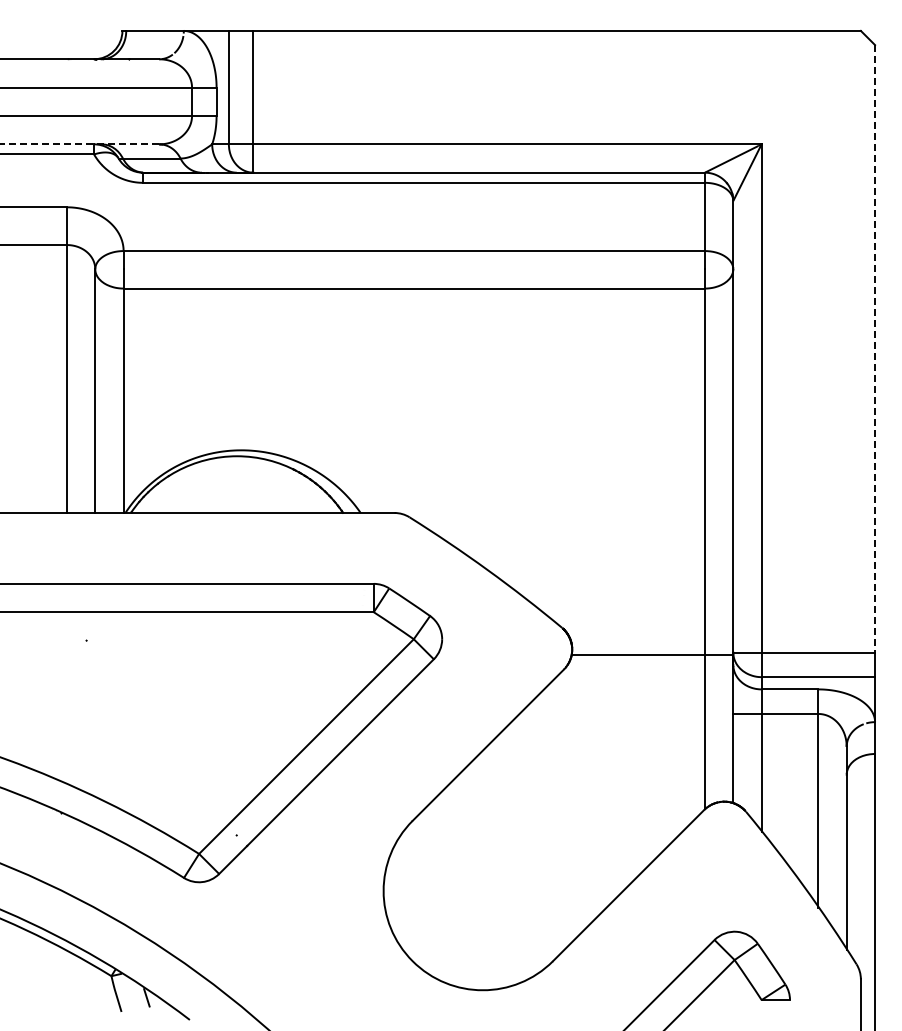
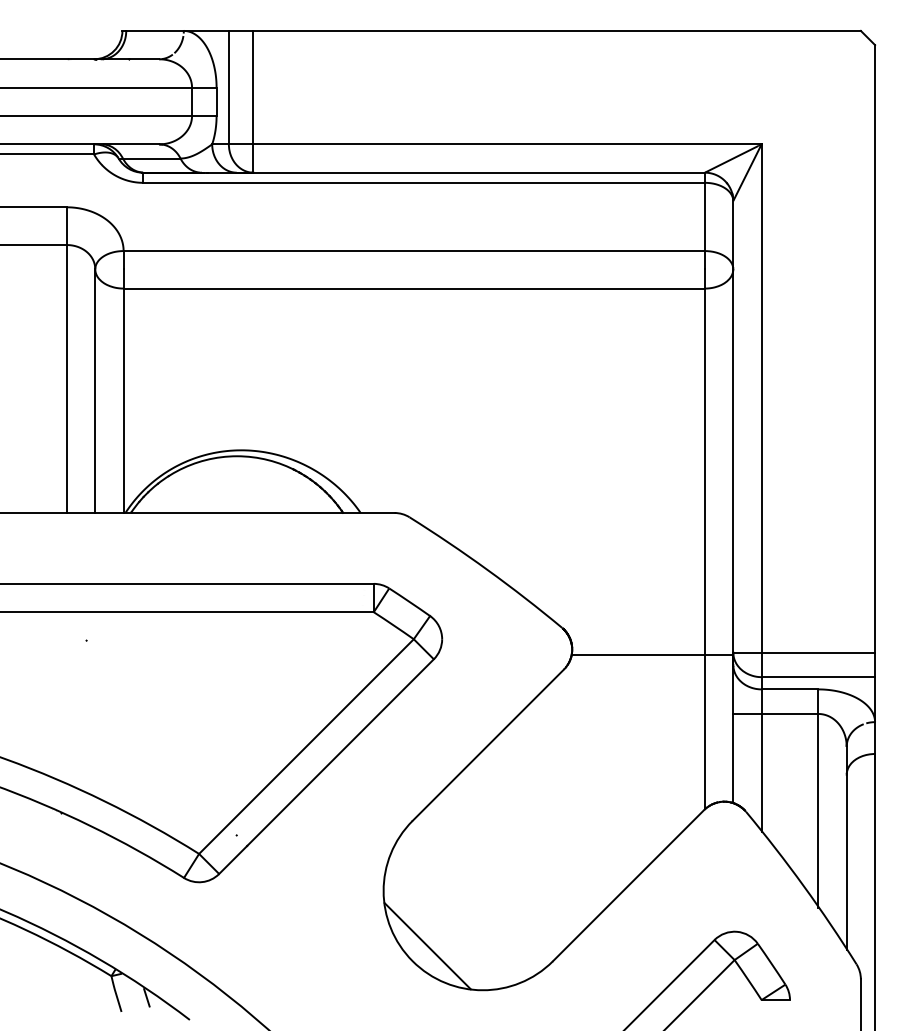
line: dashed -> solid (79, 144)
line: dashed -> solid (875, 348)
line: none -> present (427, 946)
